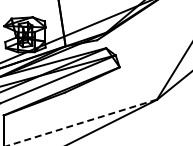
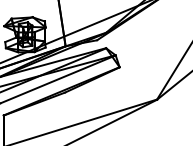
line: dashed -> solid (81, 122)
